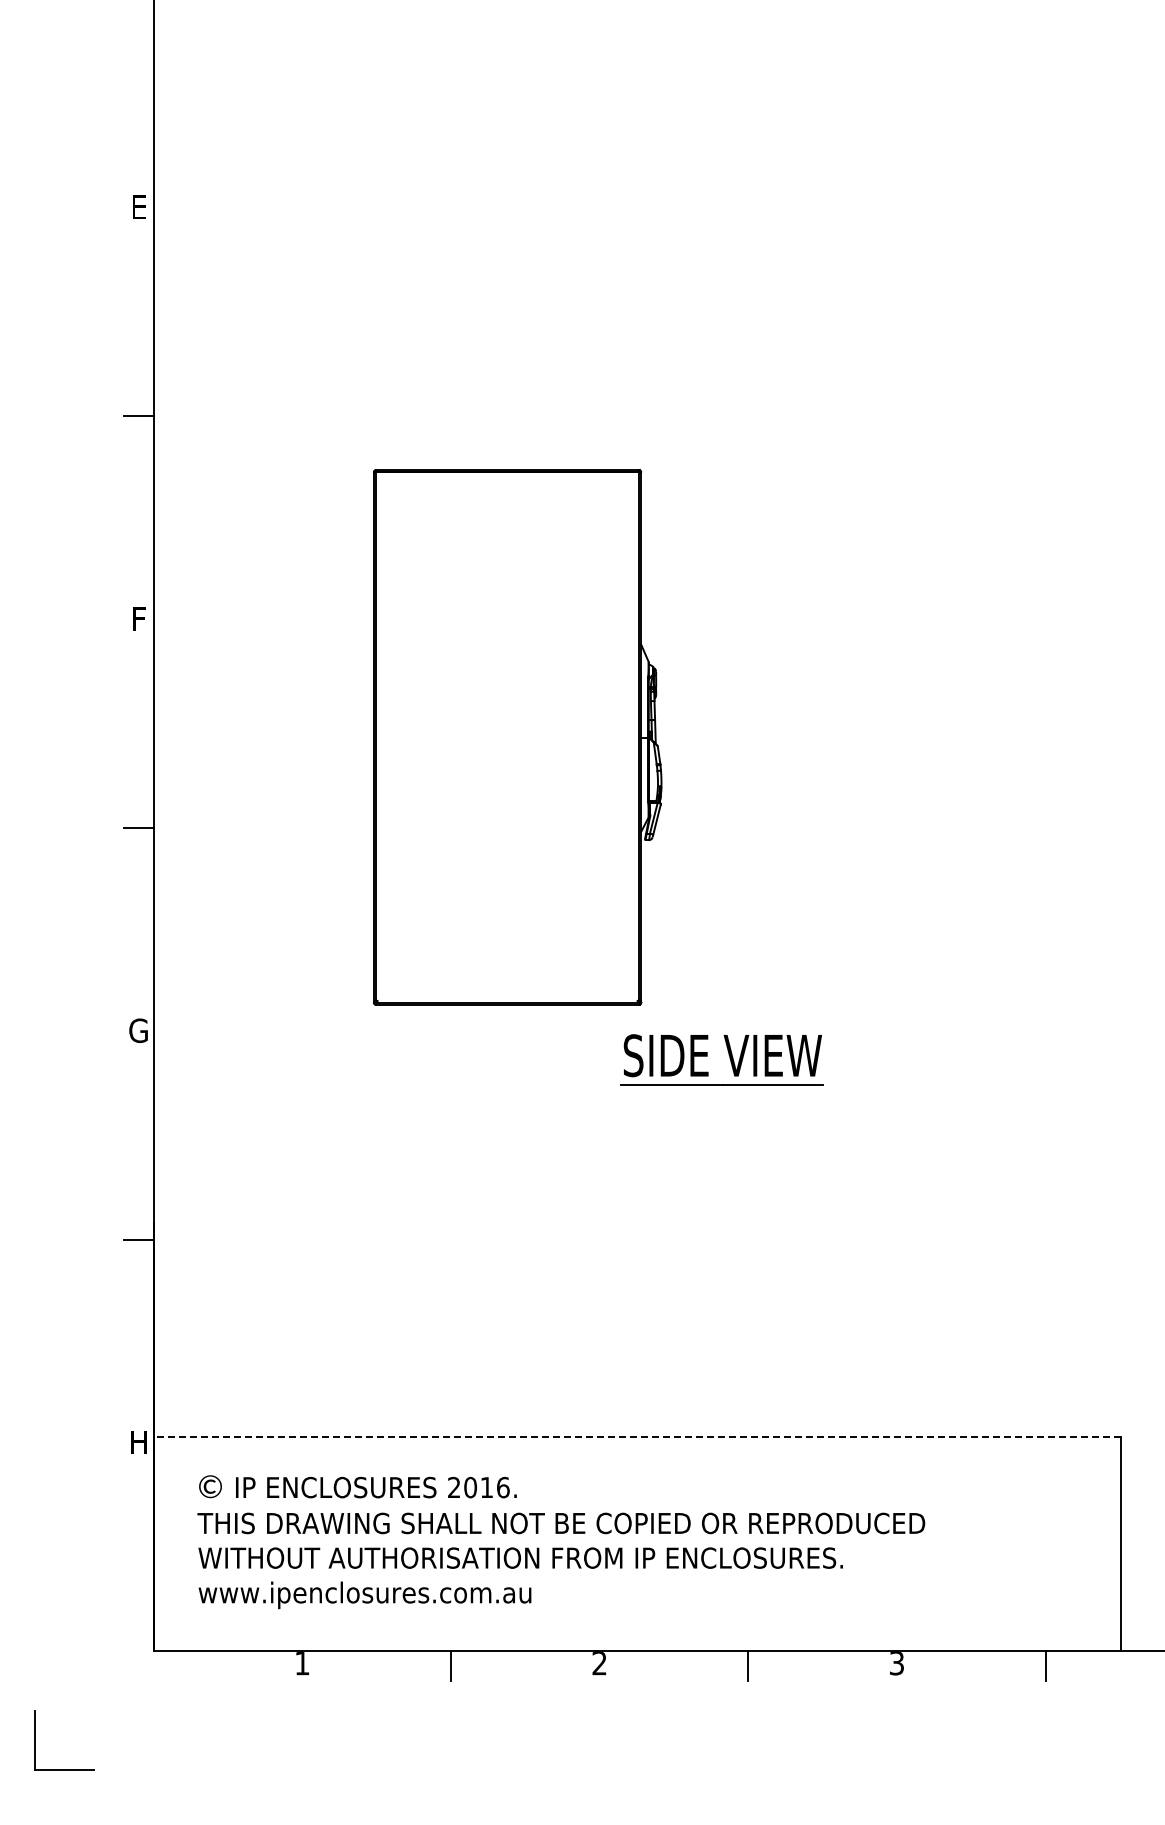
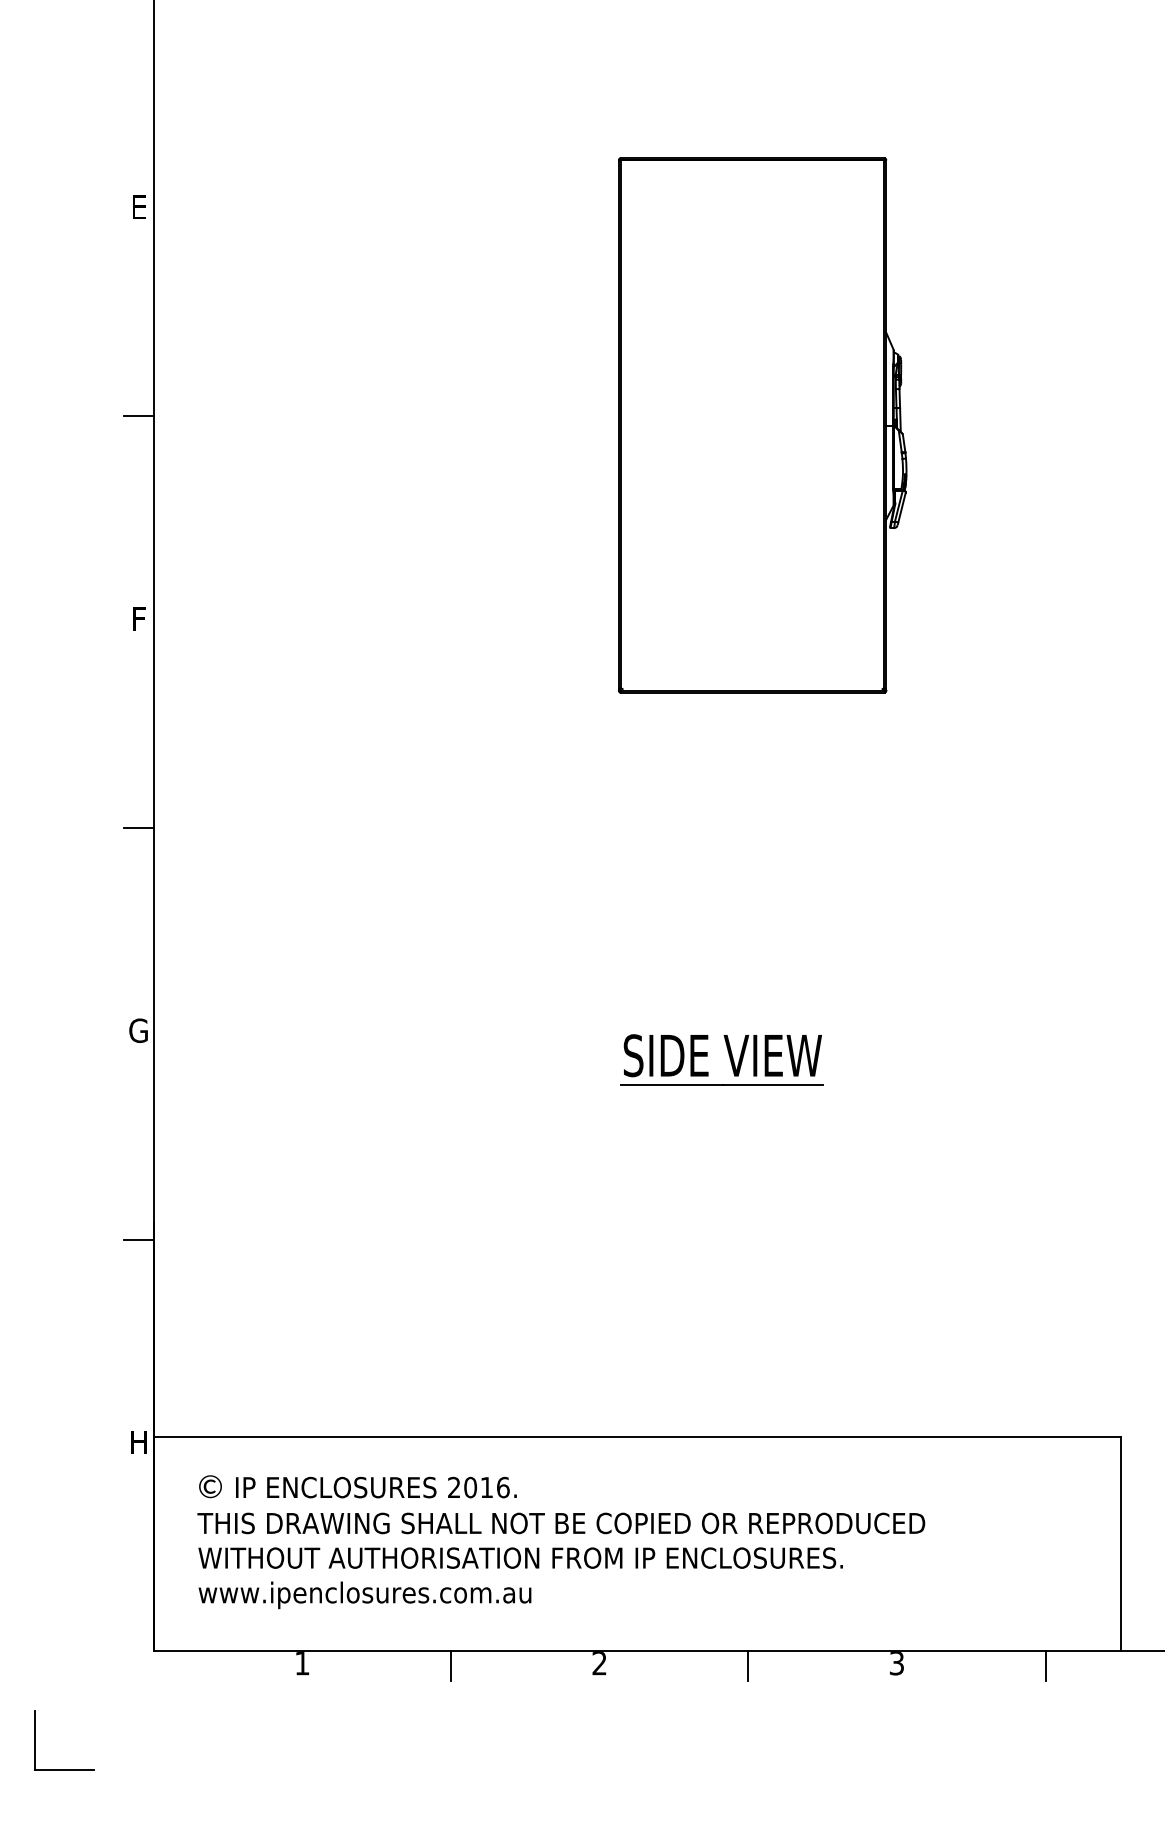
part position: (517, 737) -> (762, 425) (762, 425)
line: dashed -> solid (636, 1437)
